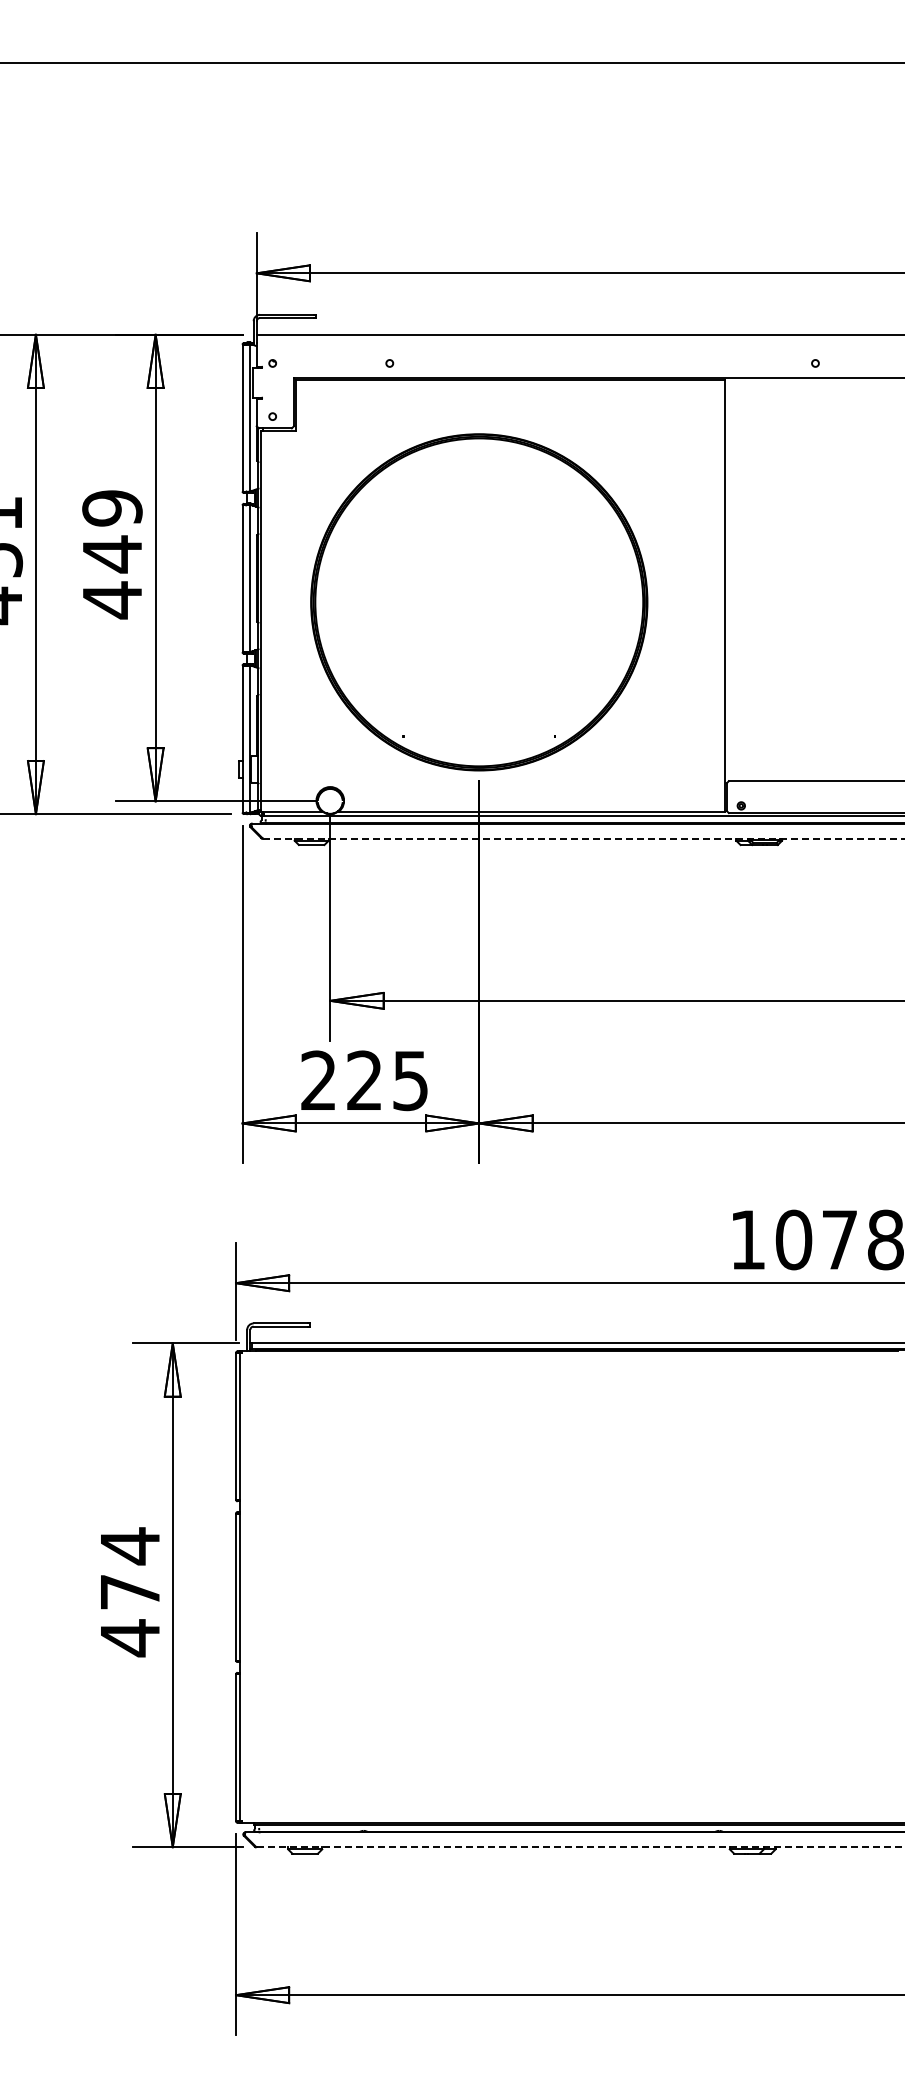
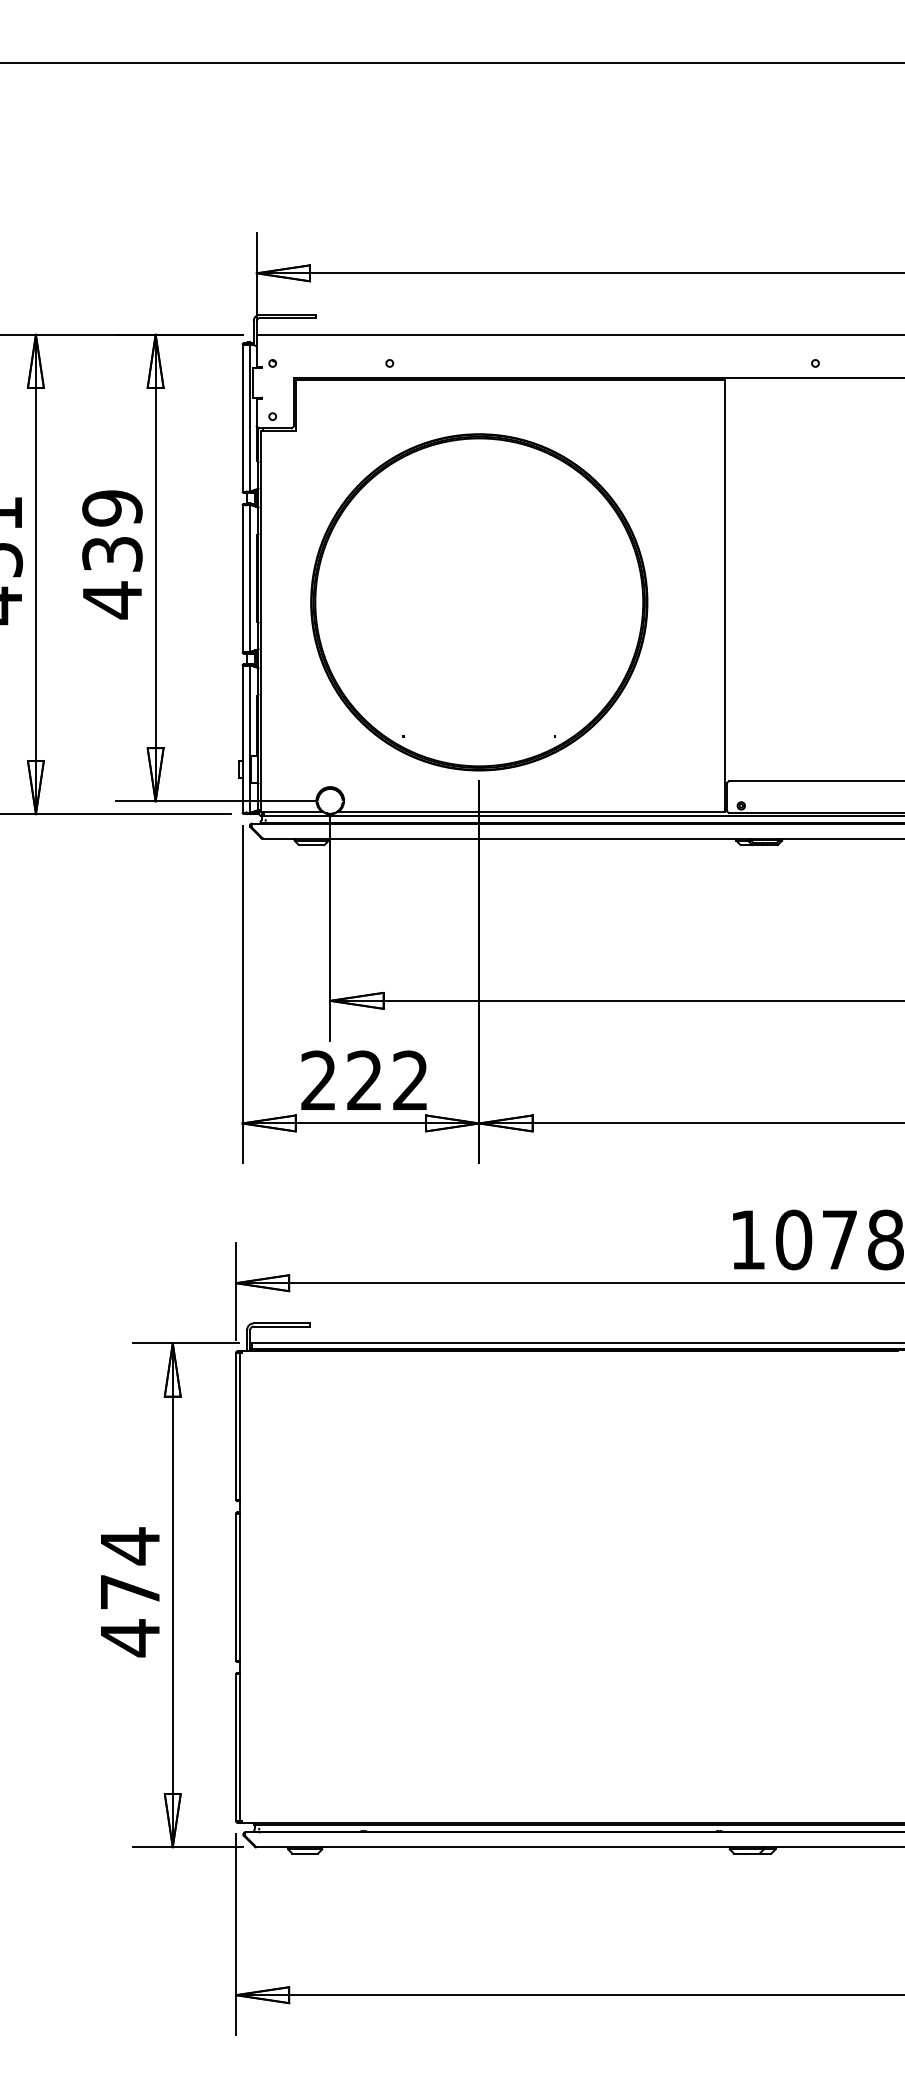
text: 449 -> 439 (112, 554)
line: dashed -> solid (584, 838)
text: 225 -> 222 (410, 1080)
line: dashed -> solid (580, 1847)
